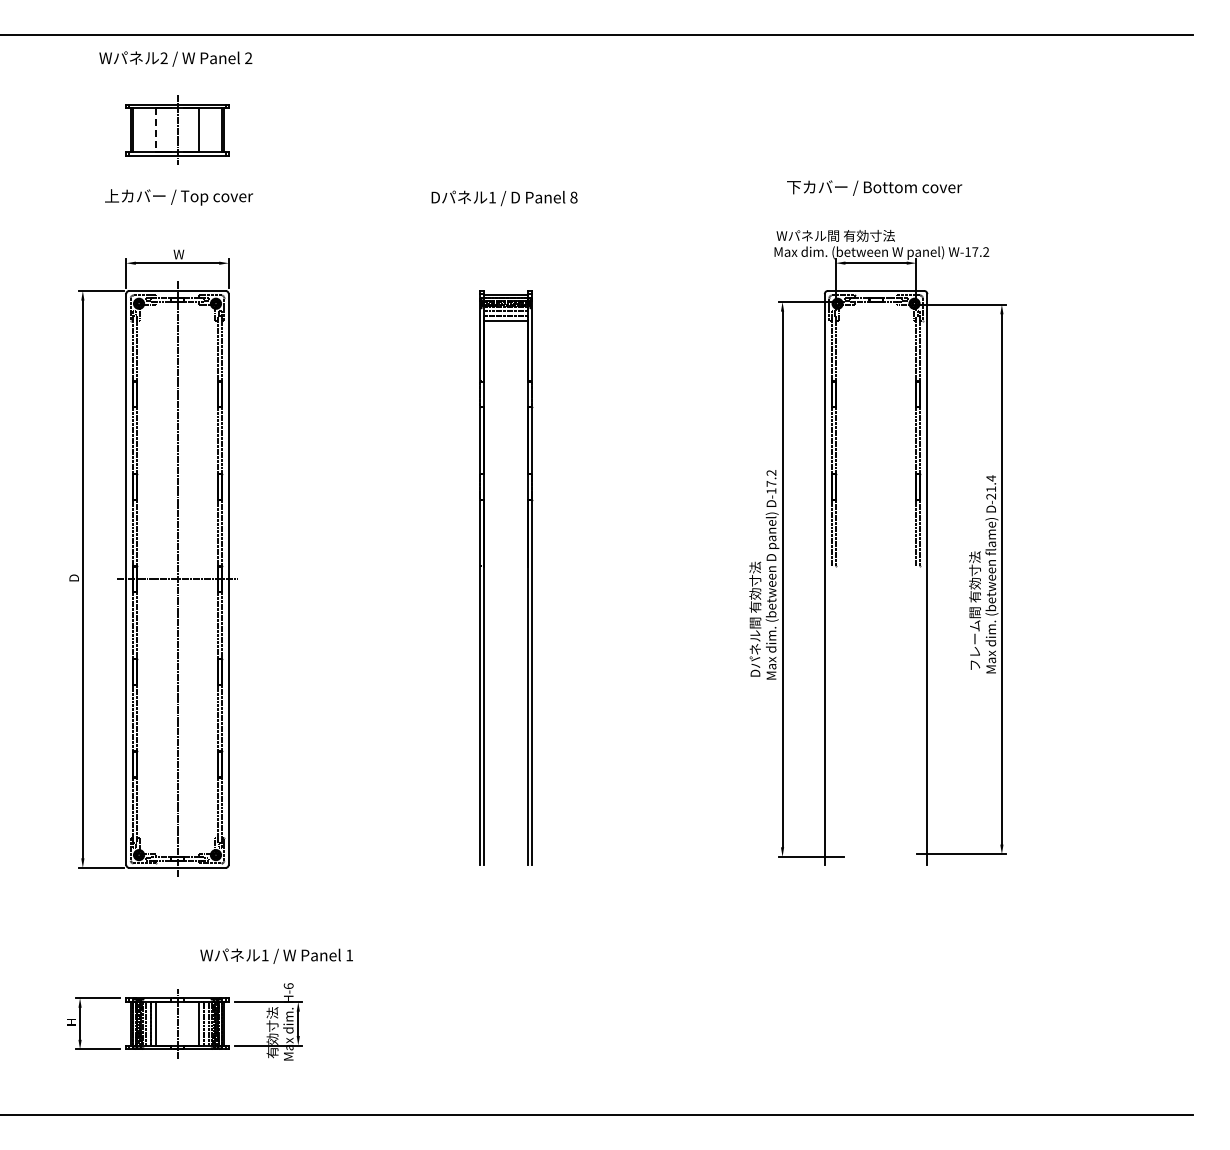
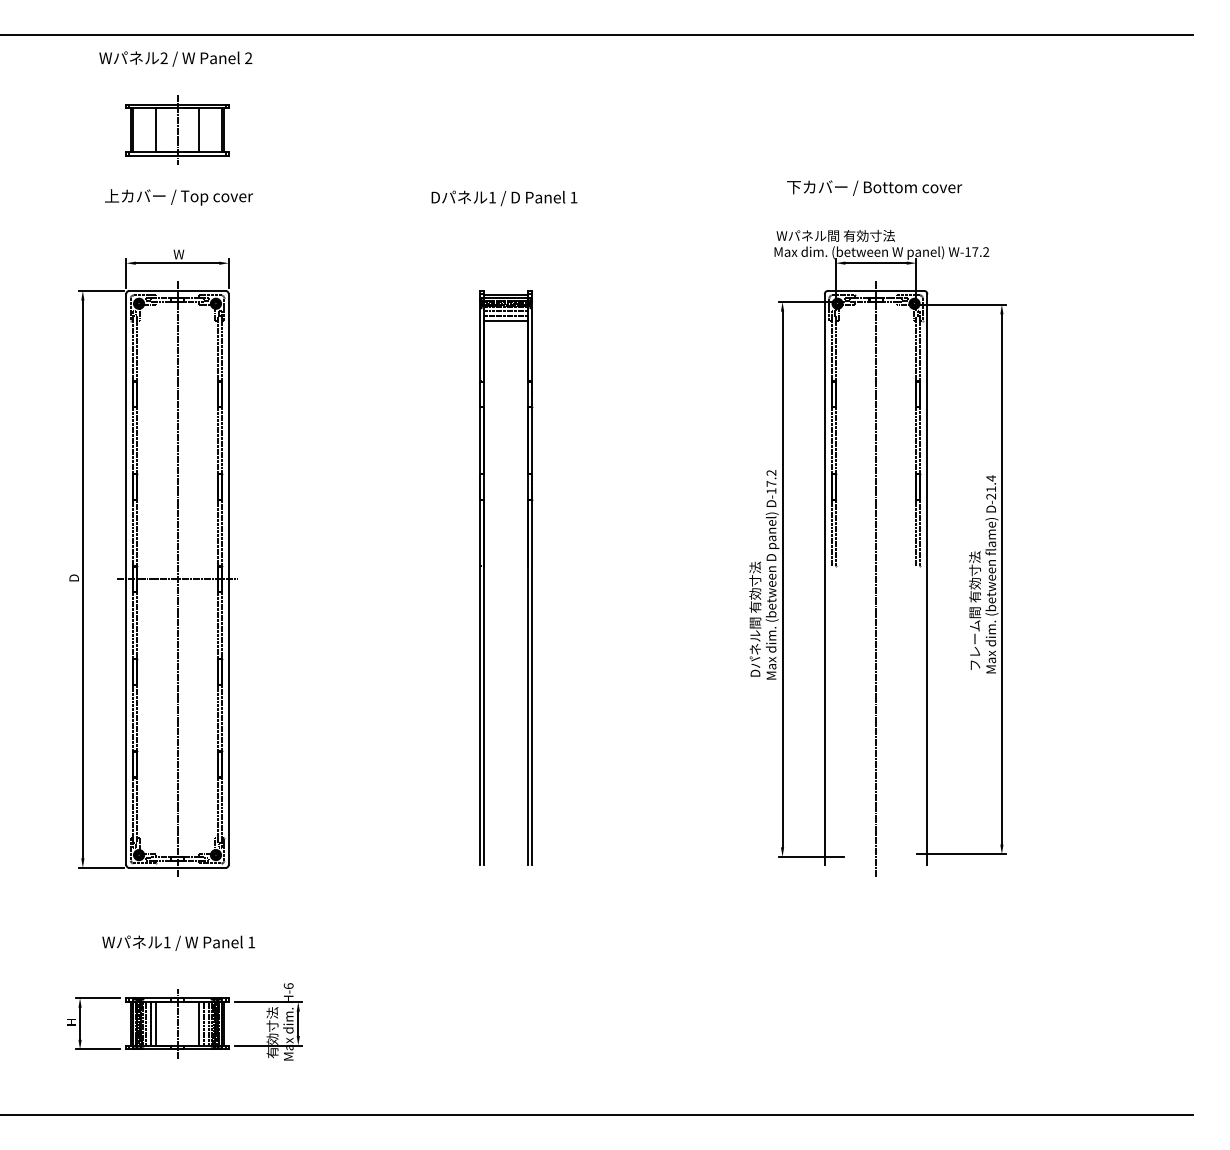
line: dashed -> solid (156, 130)
text: 8 -> 1 (573, 197)
line: none -> present (876, 579)
text position: (276, 955) -> (178, 942) (178, 942)
